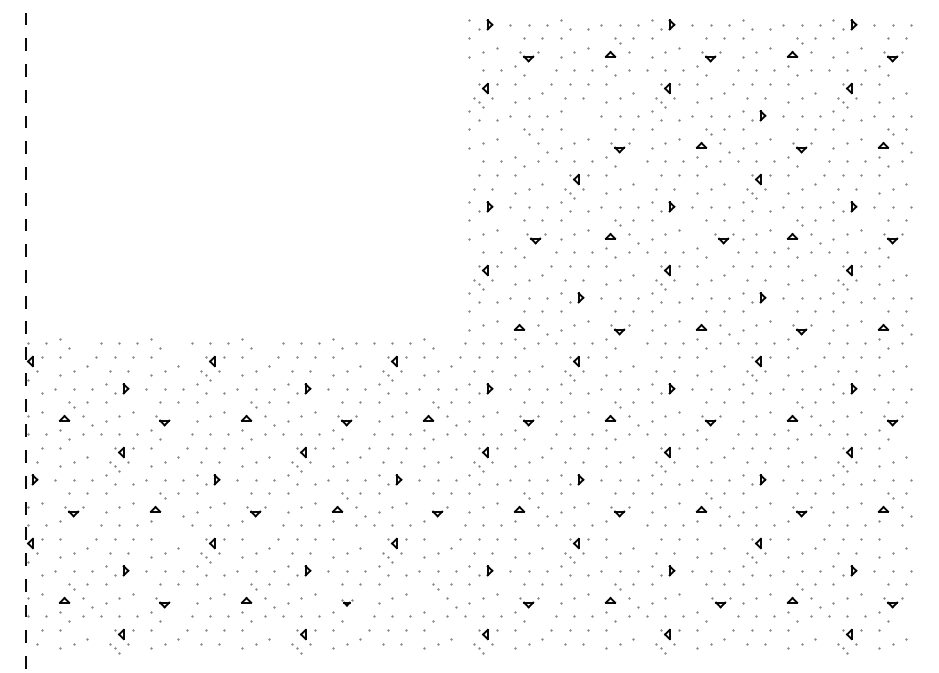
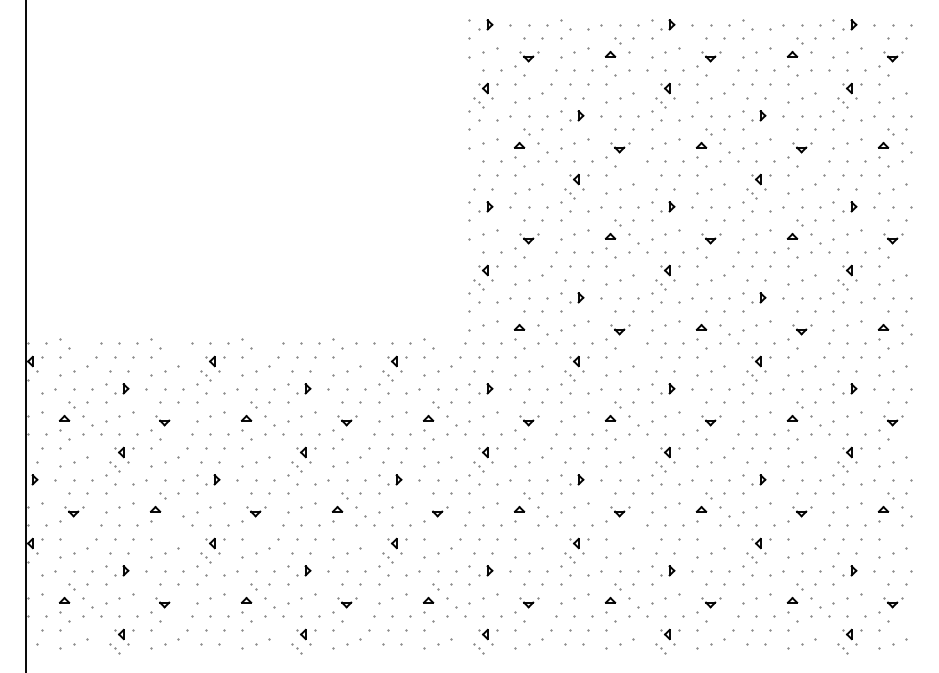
part: none -> present (576, 115)
part: none -> present (519, 145)
part position: (536, 238) -> (529, 238) (529, 238)
part position: (724, 238) -> (711, 238) (711, 238)
line: dashed -> solid (26, 336)
part: none -> present (428, 600)
part size: 13x8 px -> 21x12 px (347, 602)
part position: (721, 602) -> (711, 602) (711, 602)
